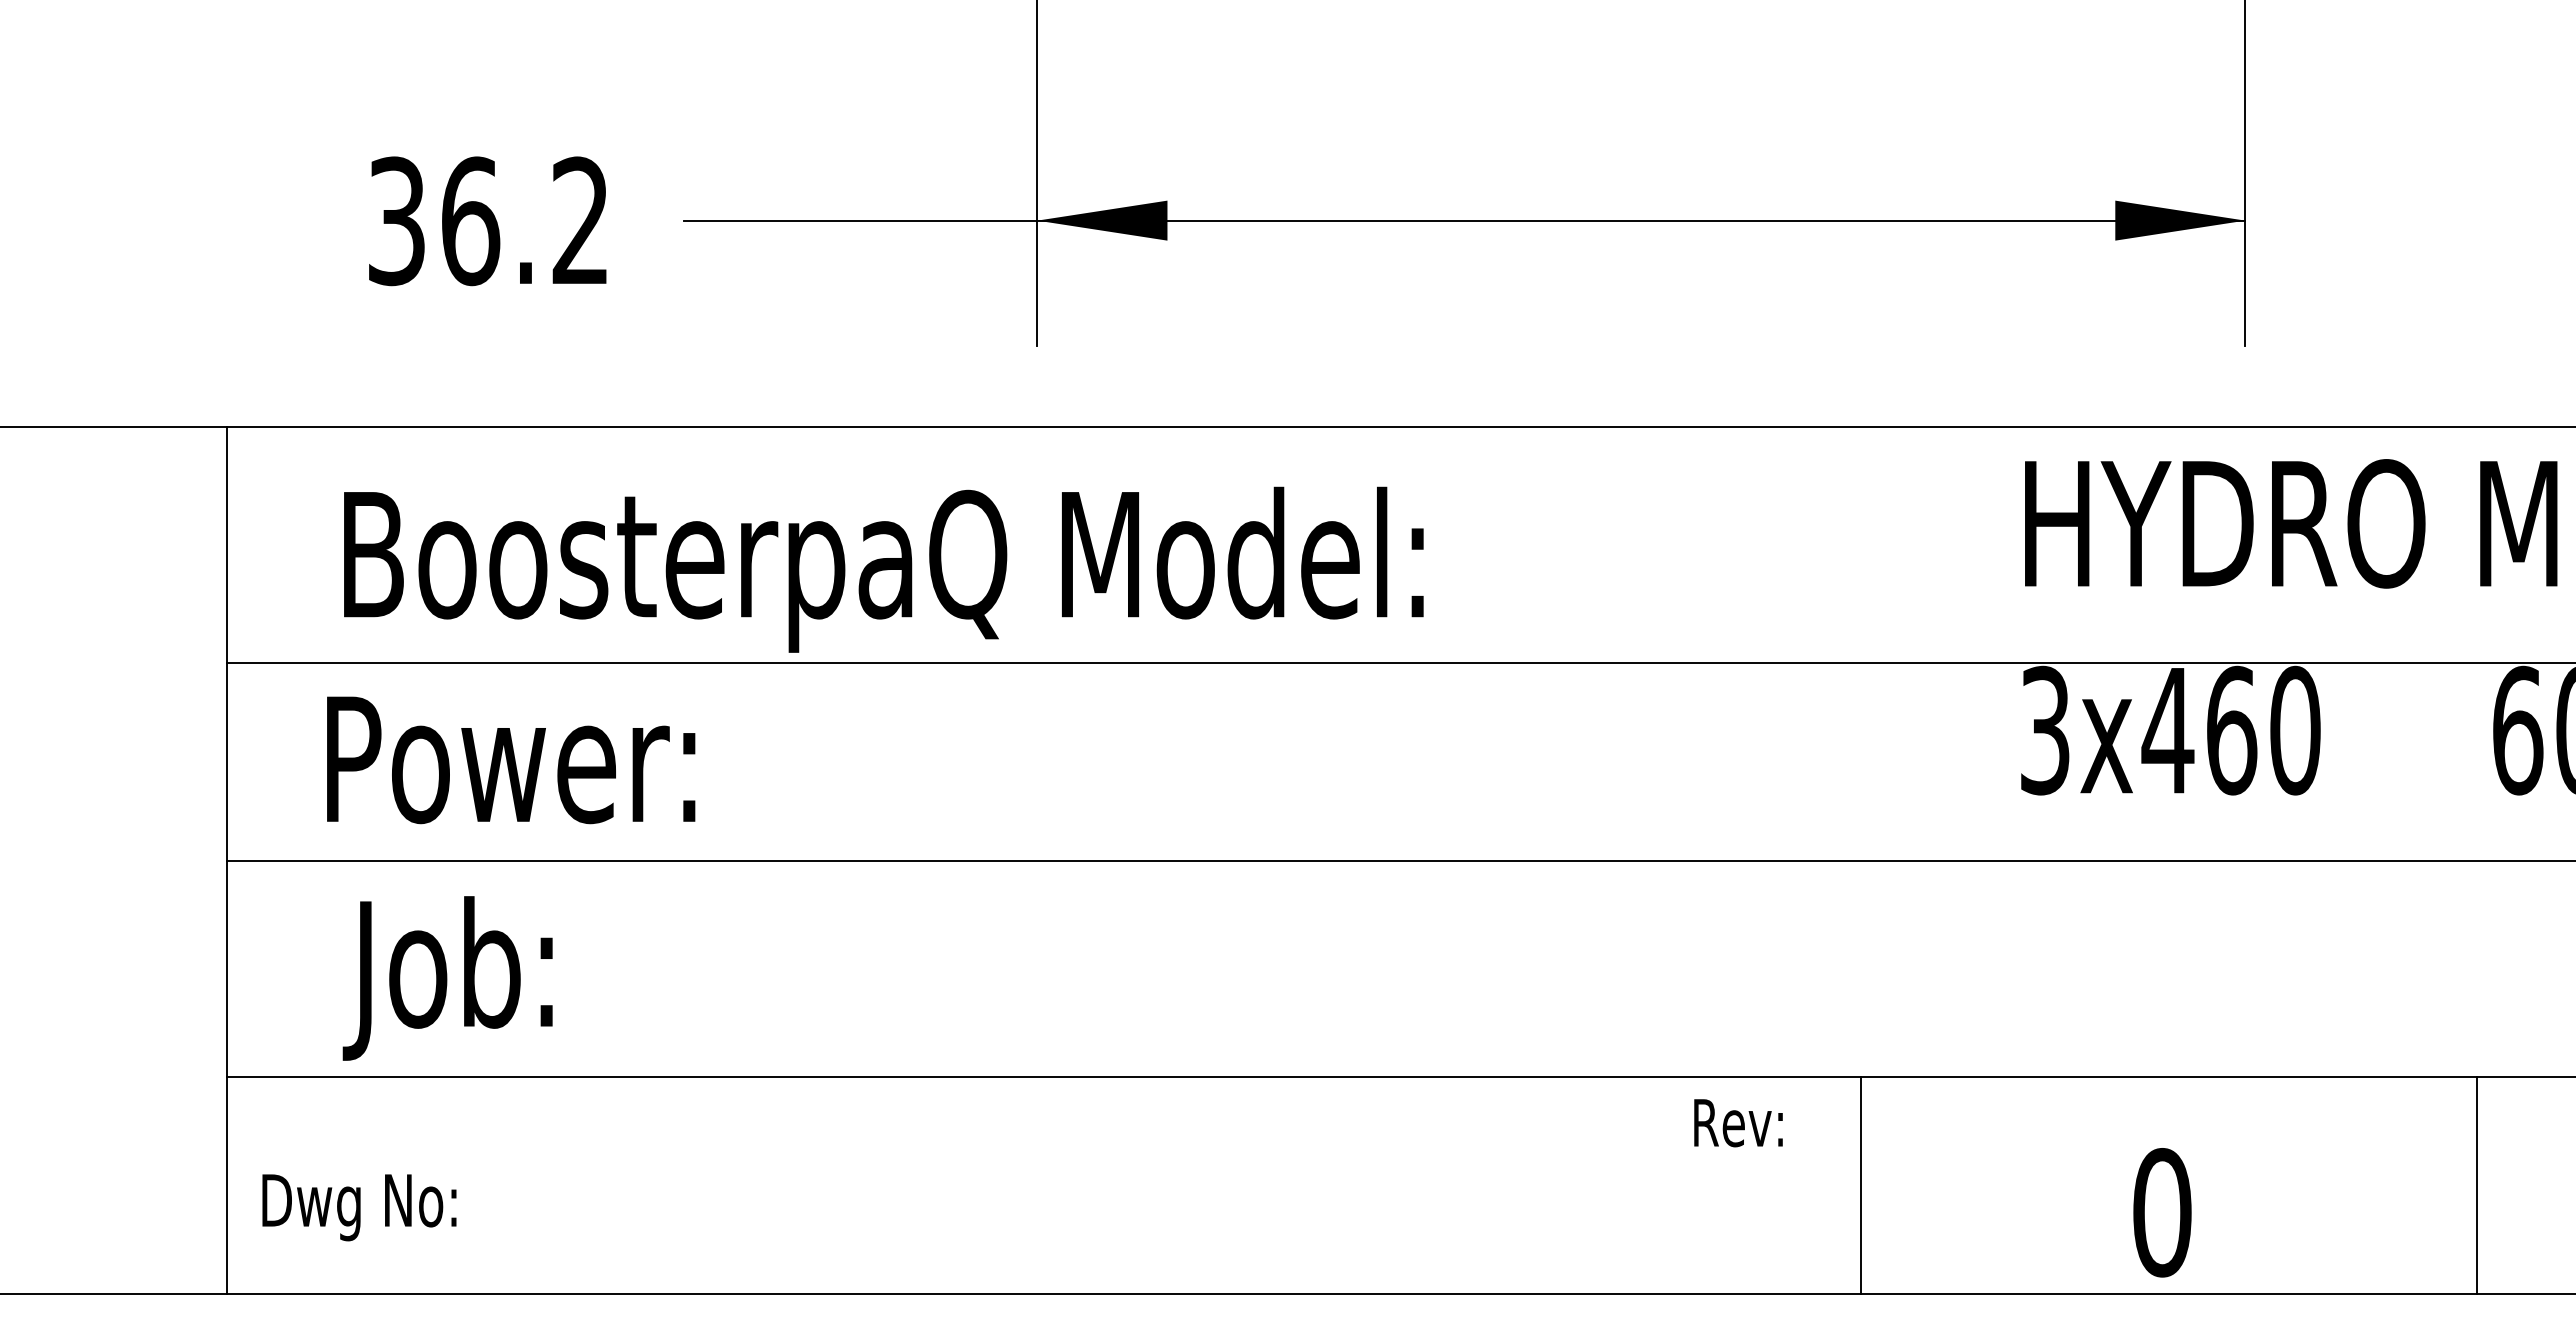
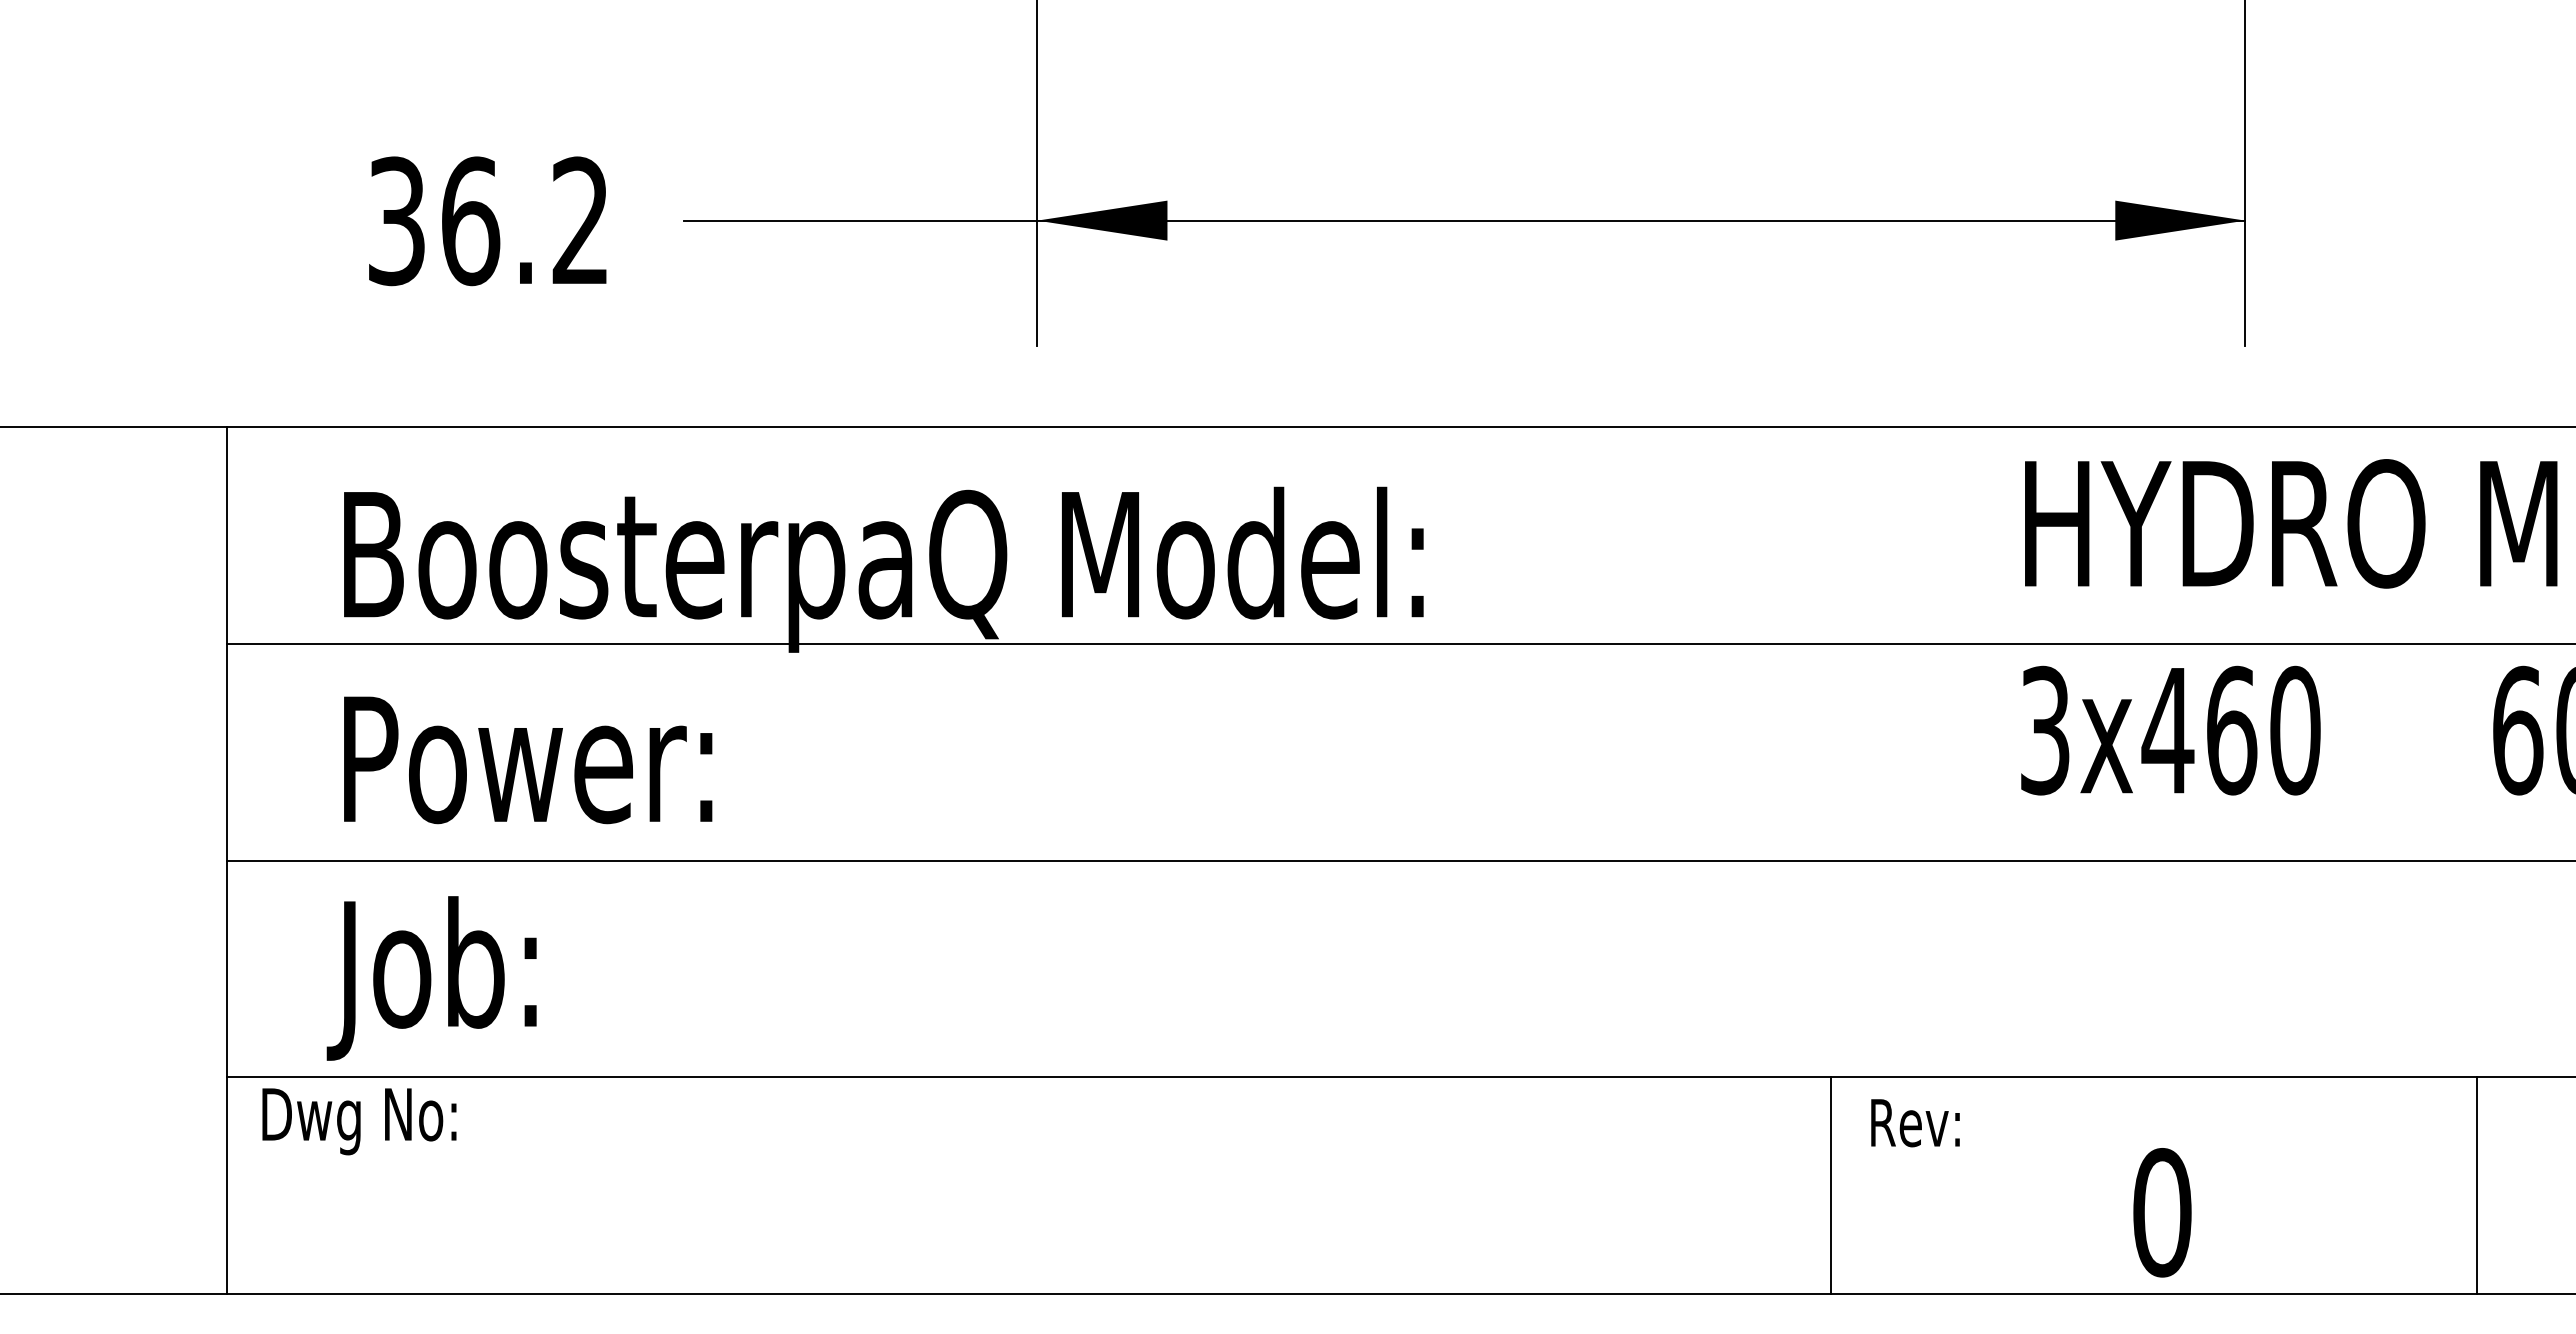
line position: (1399, 662) -> (1399, 643) (1399, 643)
text position: (511, 760) -> (528, 760) (528, 760)
text position: (447, 978) -> (431, 978) (431, 978)
text position: (1738, 1123) -> (1915, 1123) (1915, 1123)
line position: (1860, 1185) -> (1830, 1185) (1830, 1185)
text position: (359, 1207) -> (359, 1121) (359, 1121)
